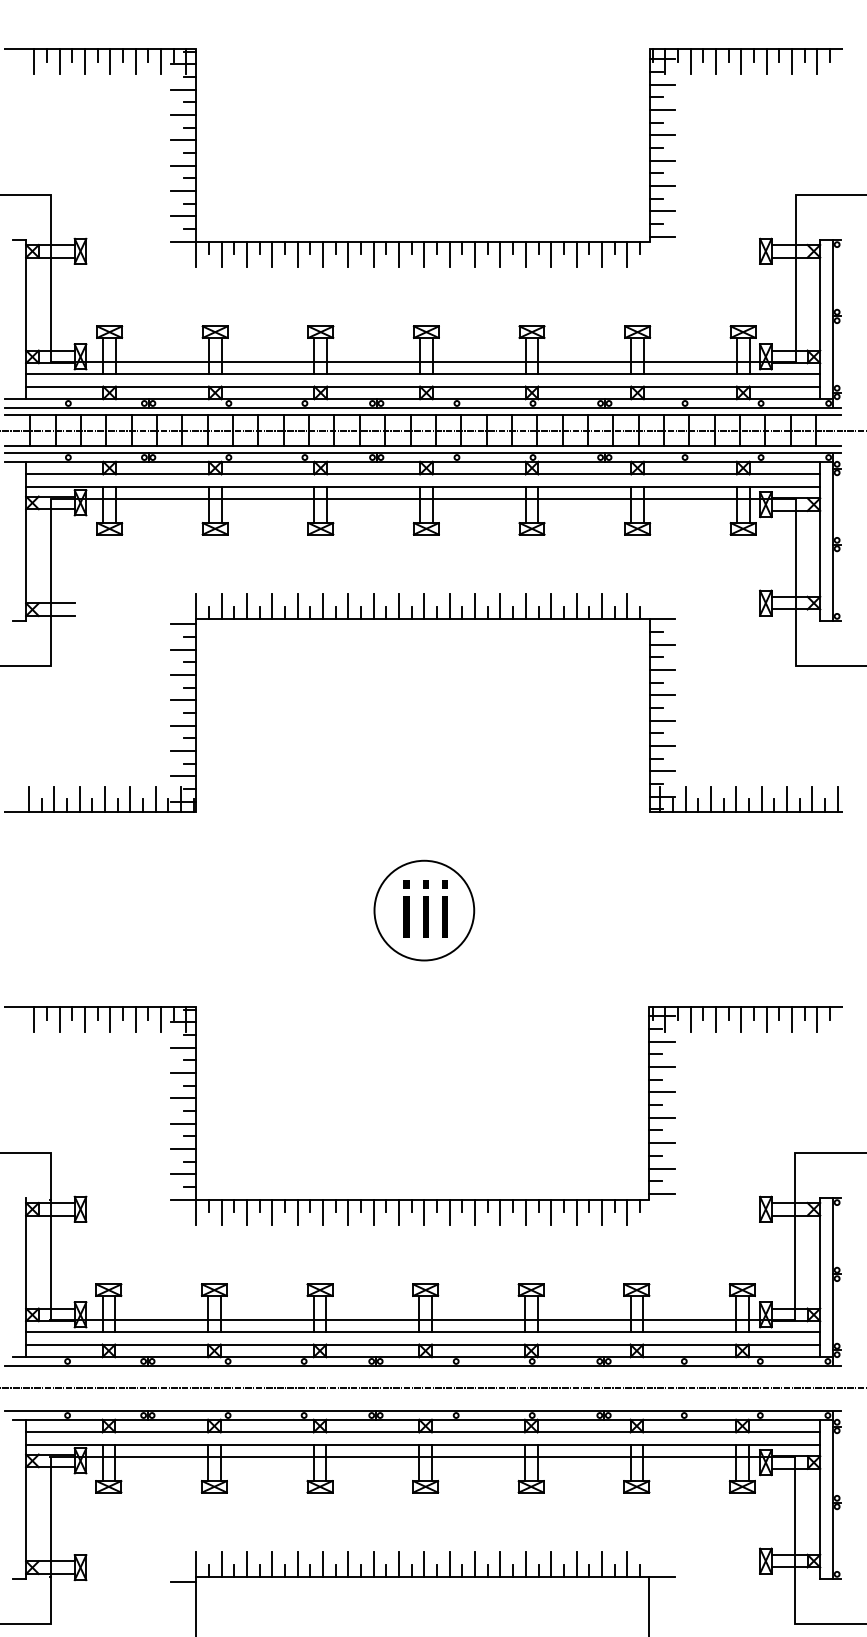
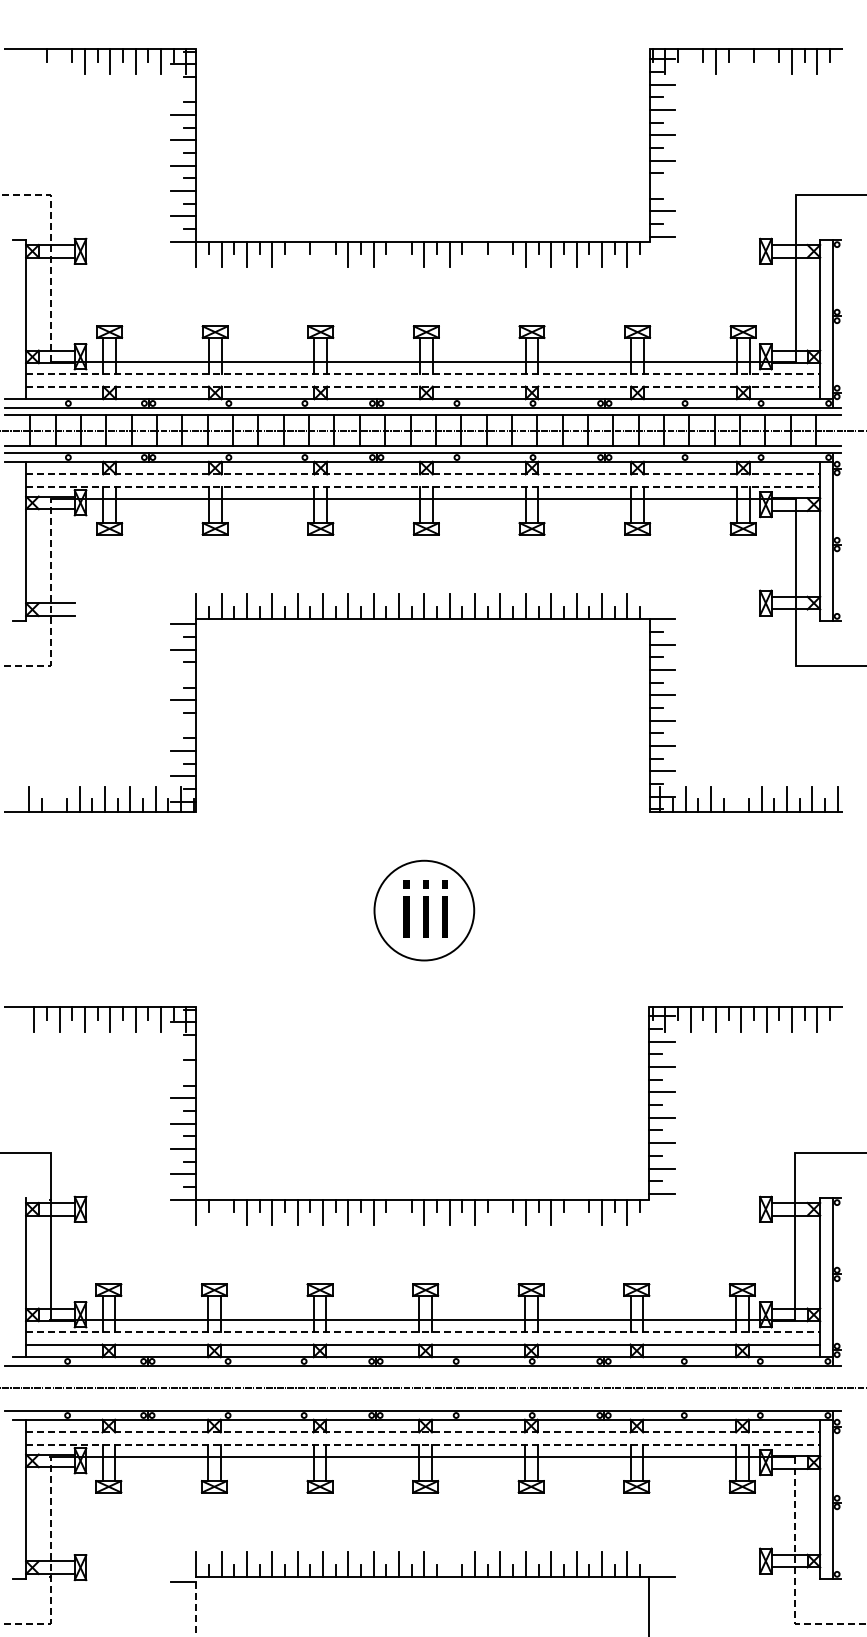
line: present -> none (34, 61)
line: present -> none (59, 61)
line: present -> none (690, 61)
line: present -> none (741, 61)
line: present -> none (766, 61)
line: present -> none (183, 89)
line: present -> none (662, 185)
line: solid -> dashed (50, 252)
line: present -> none (297, 254)
line: present -> none (323, 254)
line: present -> none (399, 254)
line: present -> none (475, 254)
line: present -> none (500, 254)
line: solid -> dashed (423, 373)
line: solid -> dashed (423, 386)
line: solid -> dashed (423, 474)
line: solid -> dashed (423, 487)
line: solid -> dashed (50, 607)
line: present -> none (183, 675)
line: present -> none (183, 725)
line: present -> none (54, 798)
line: present -> none (736, 798)
line: present -> none (183, 1047)
line: present -> none (183, 1072)
line: present -> none (221, 1212)
line: present -> none (399, 1212)
line: present -> none (500, 1212)
line: present -> none (576, 1212)
line: solid -> dashed (423, 1331)
line: solid -> dashed (423, 1432)
line: solid -> dashed (423, 1445)
line: present -> none (449, 1564)
line: solid -> dashed (50, 1565)
line: solid -> dashed (794, 1577)
line: solid -> dashed (196, 1606)
